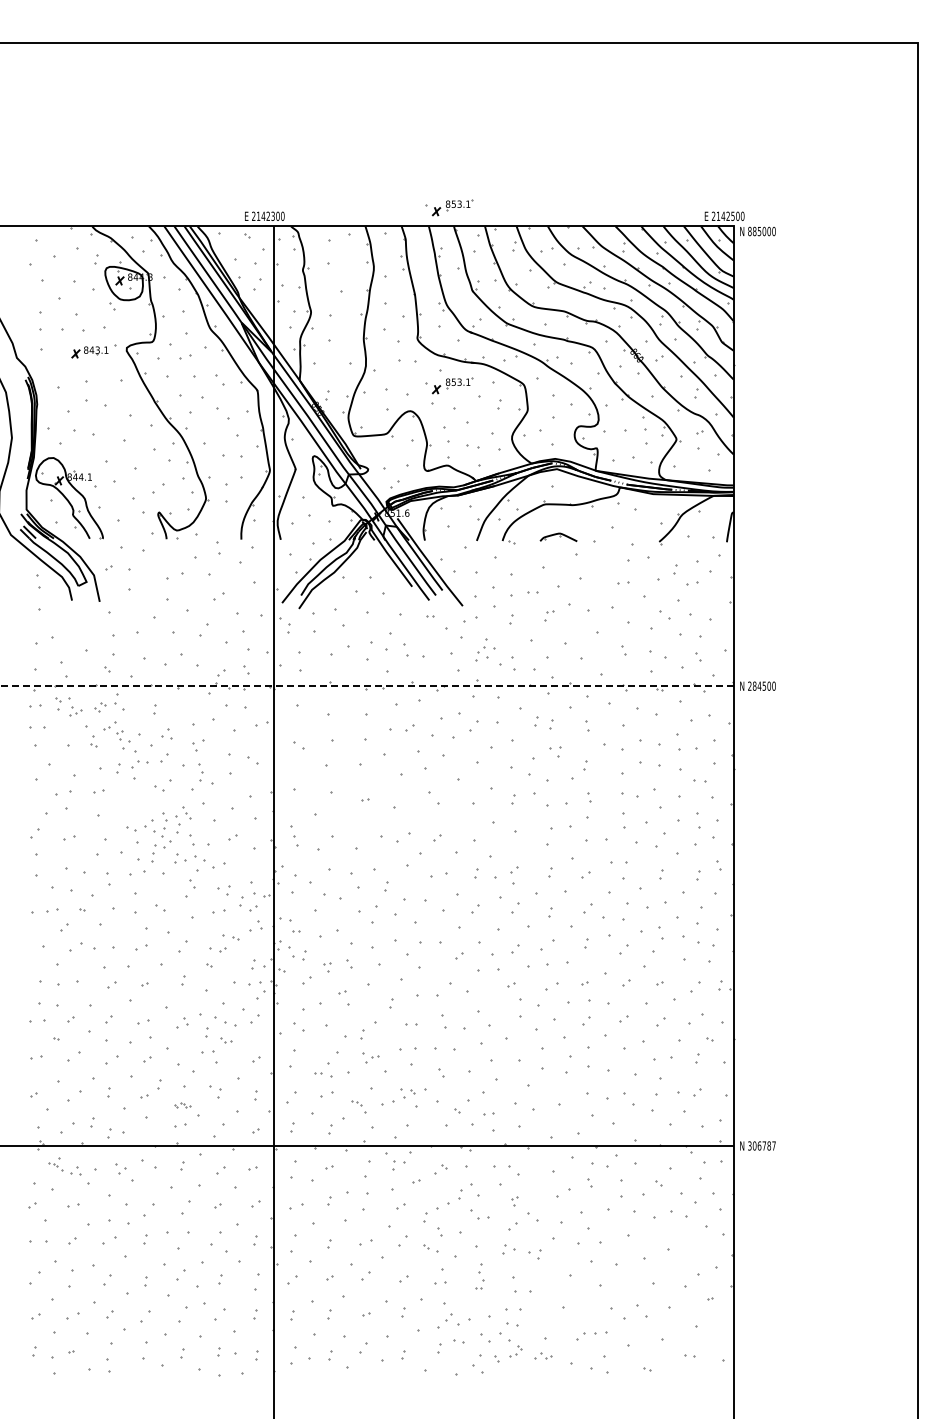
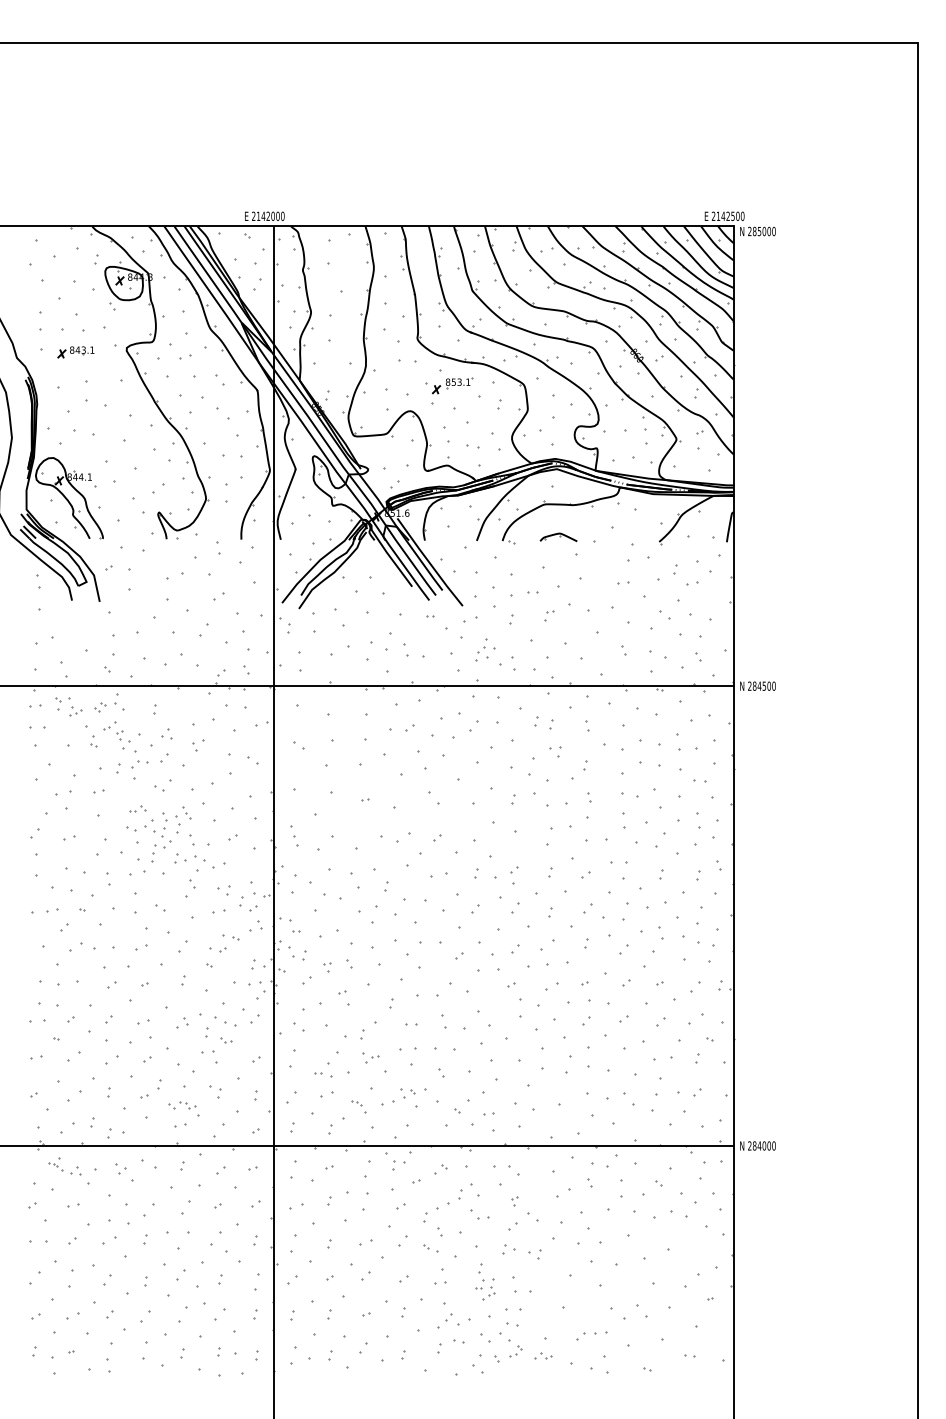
part: present -> none (449, 207)
text: 2142300 -> 2142000 (272, 215)
text: 885000 -> 285000 (749, 231)
part position: (89, 352) -> (75, 352) (75, 352)
line: dashed -> solid (366, 686)
part: present -> none (200, 772)
part: none -> present (137, 808)
part size: 18x7 px -> 29x9 px (182, 1105)
text: 306787 -> 284000 (761, 1145)
part: none -> present (488, 1289)
